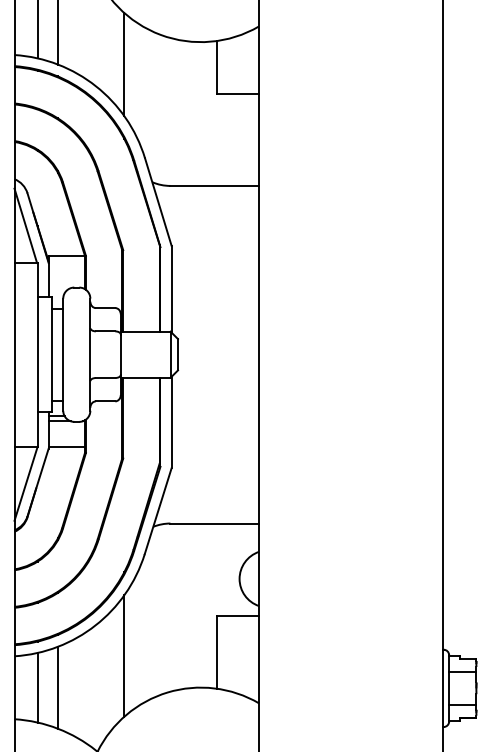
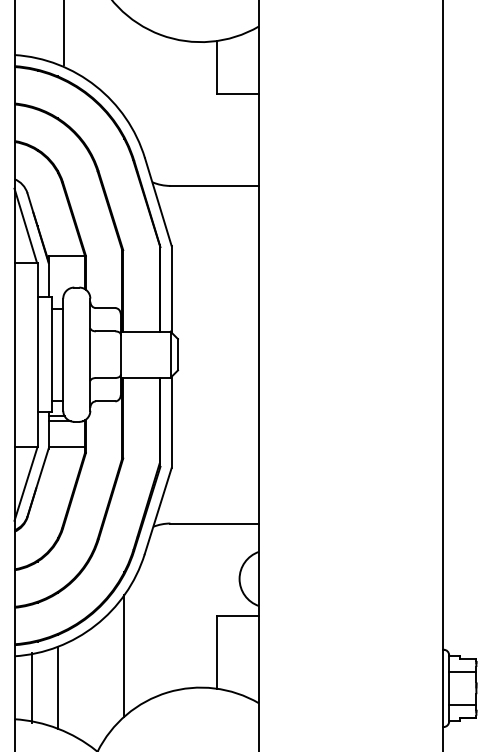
line: present -> none (37, 30)
line position: (57, 33) -> (63, 33) (63, 33)
line: present -> none (124, 64)
line position: (37, 687) -> (31, 687) (31, 687)
